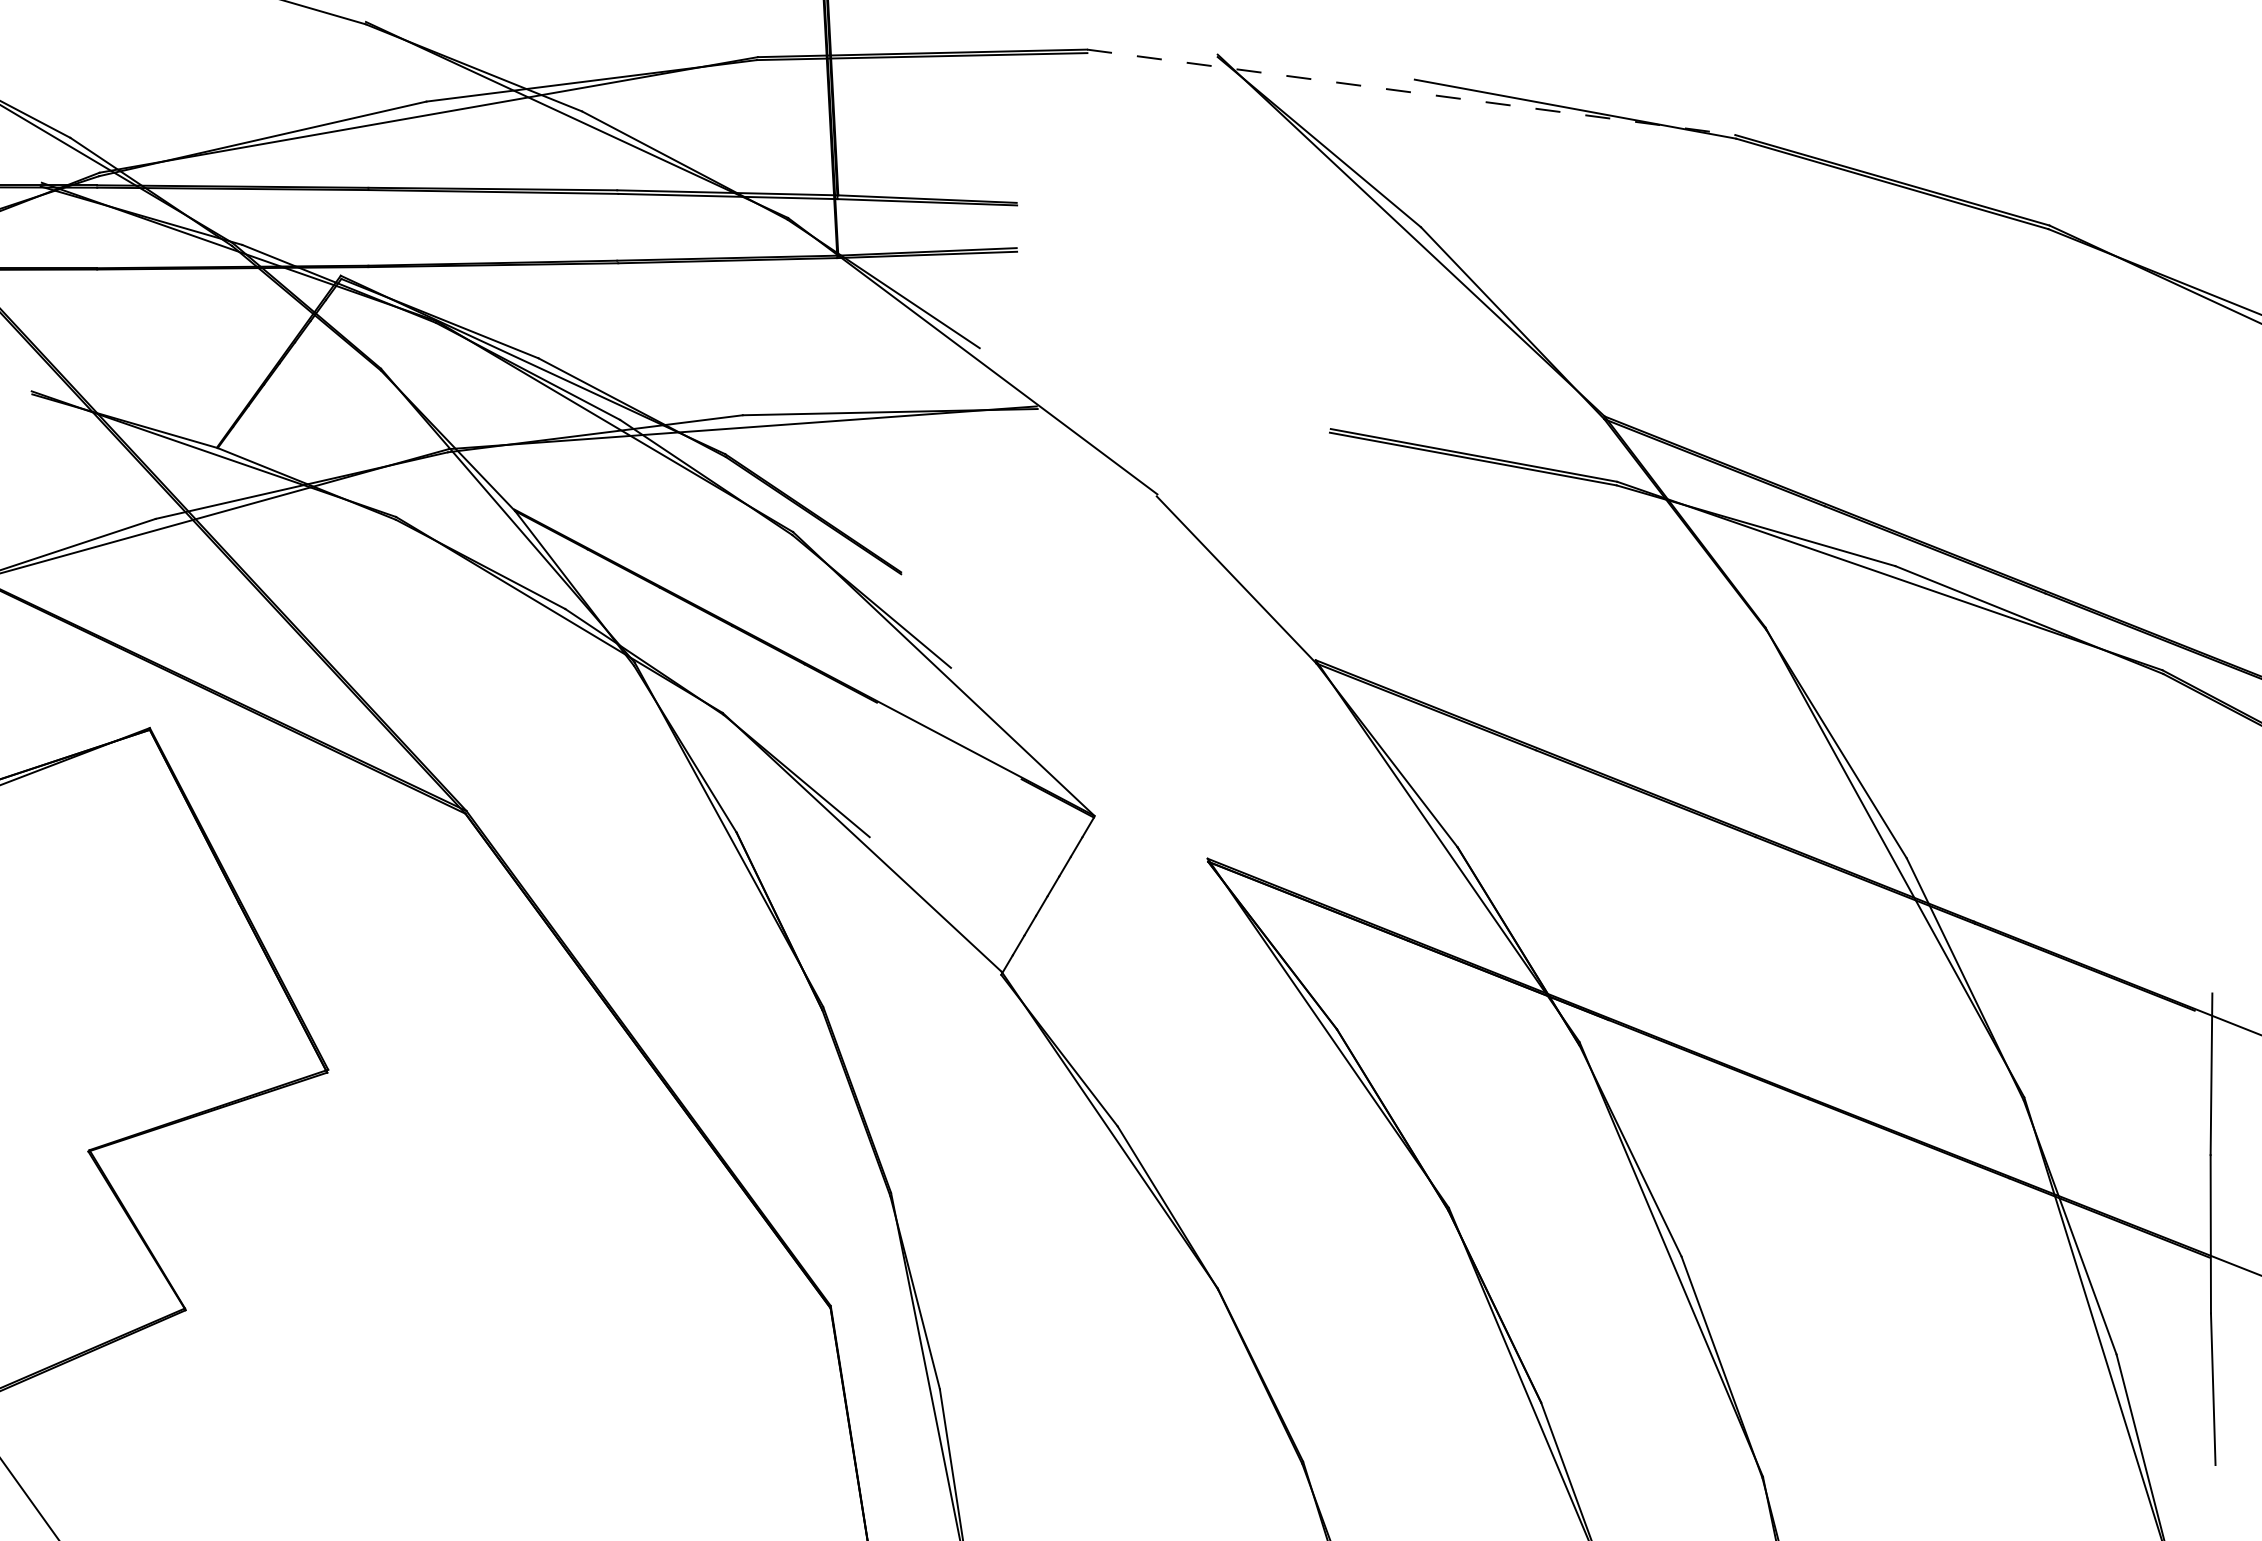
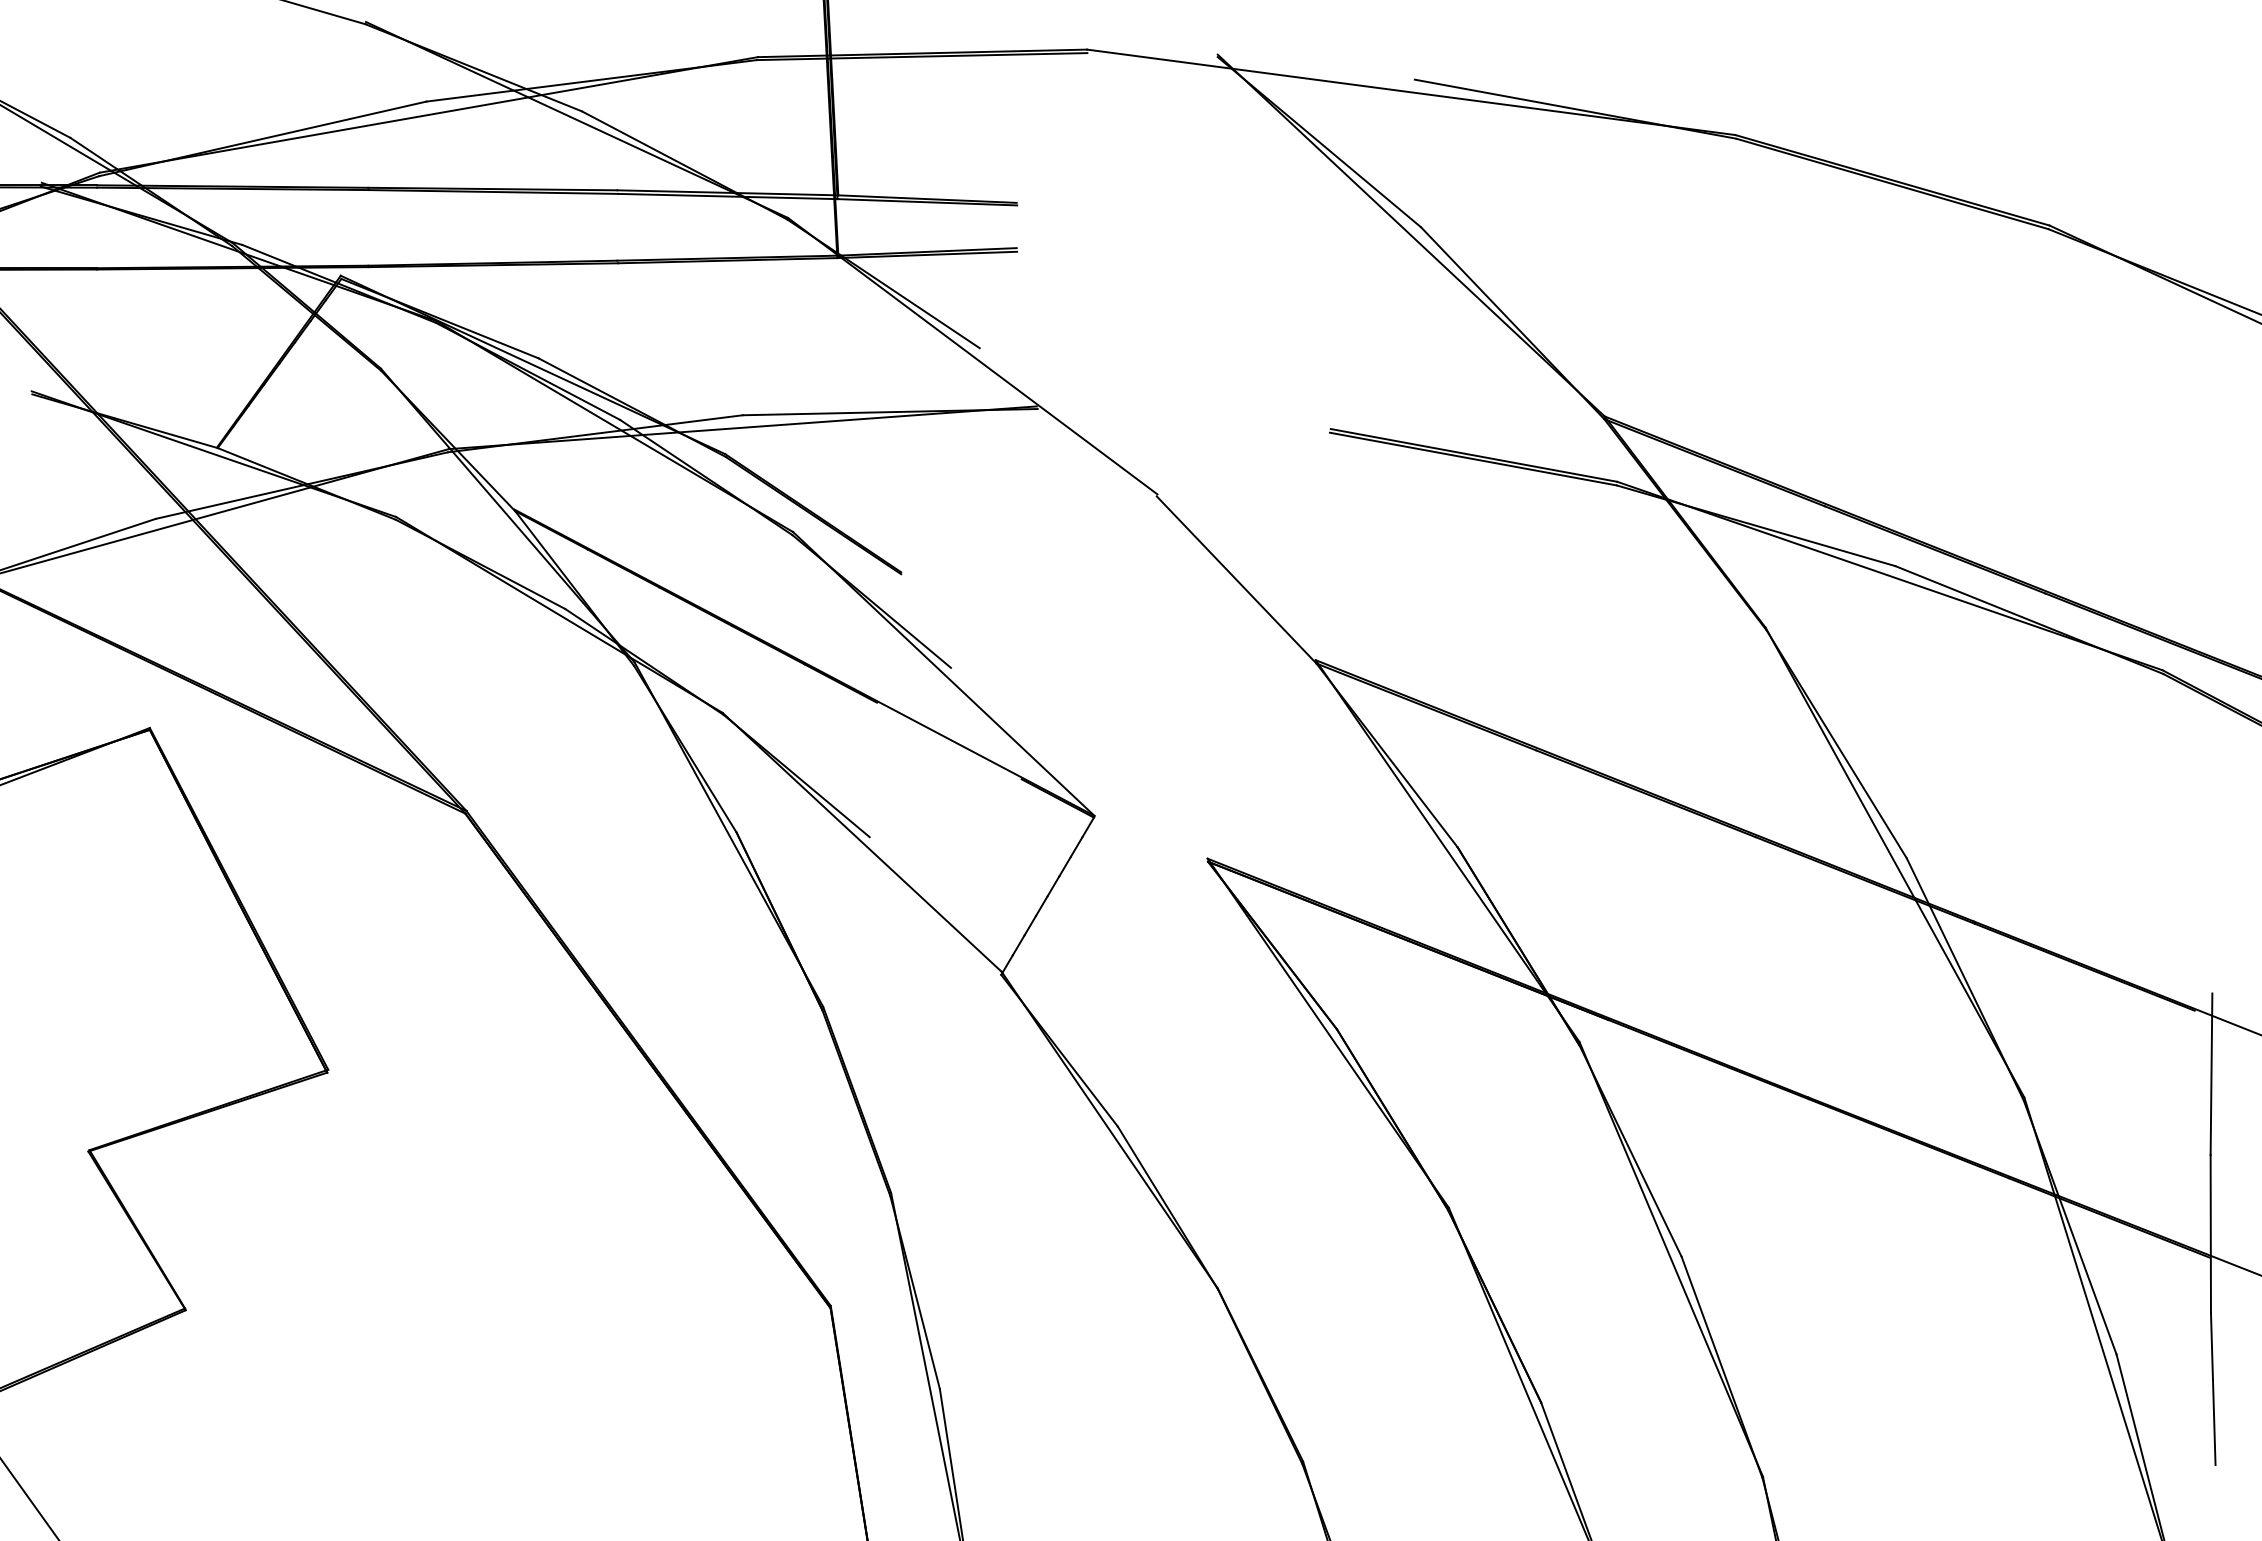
line: dashed -> solid (1411, 92)
